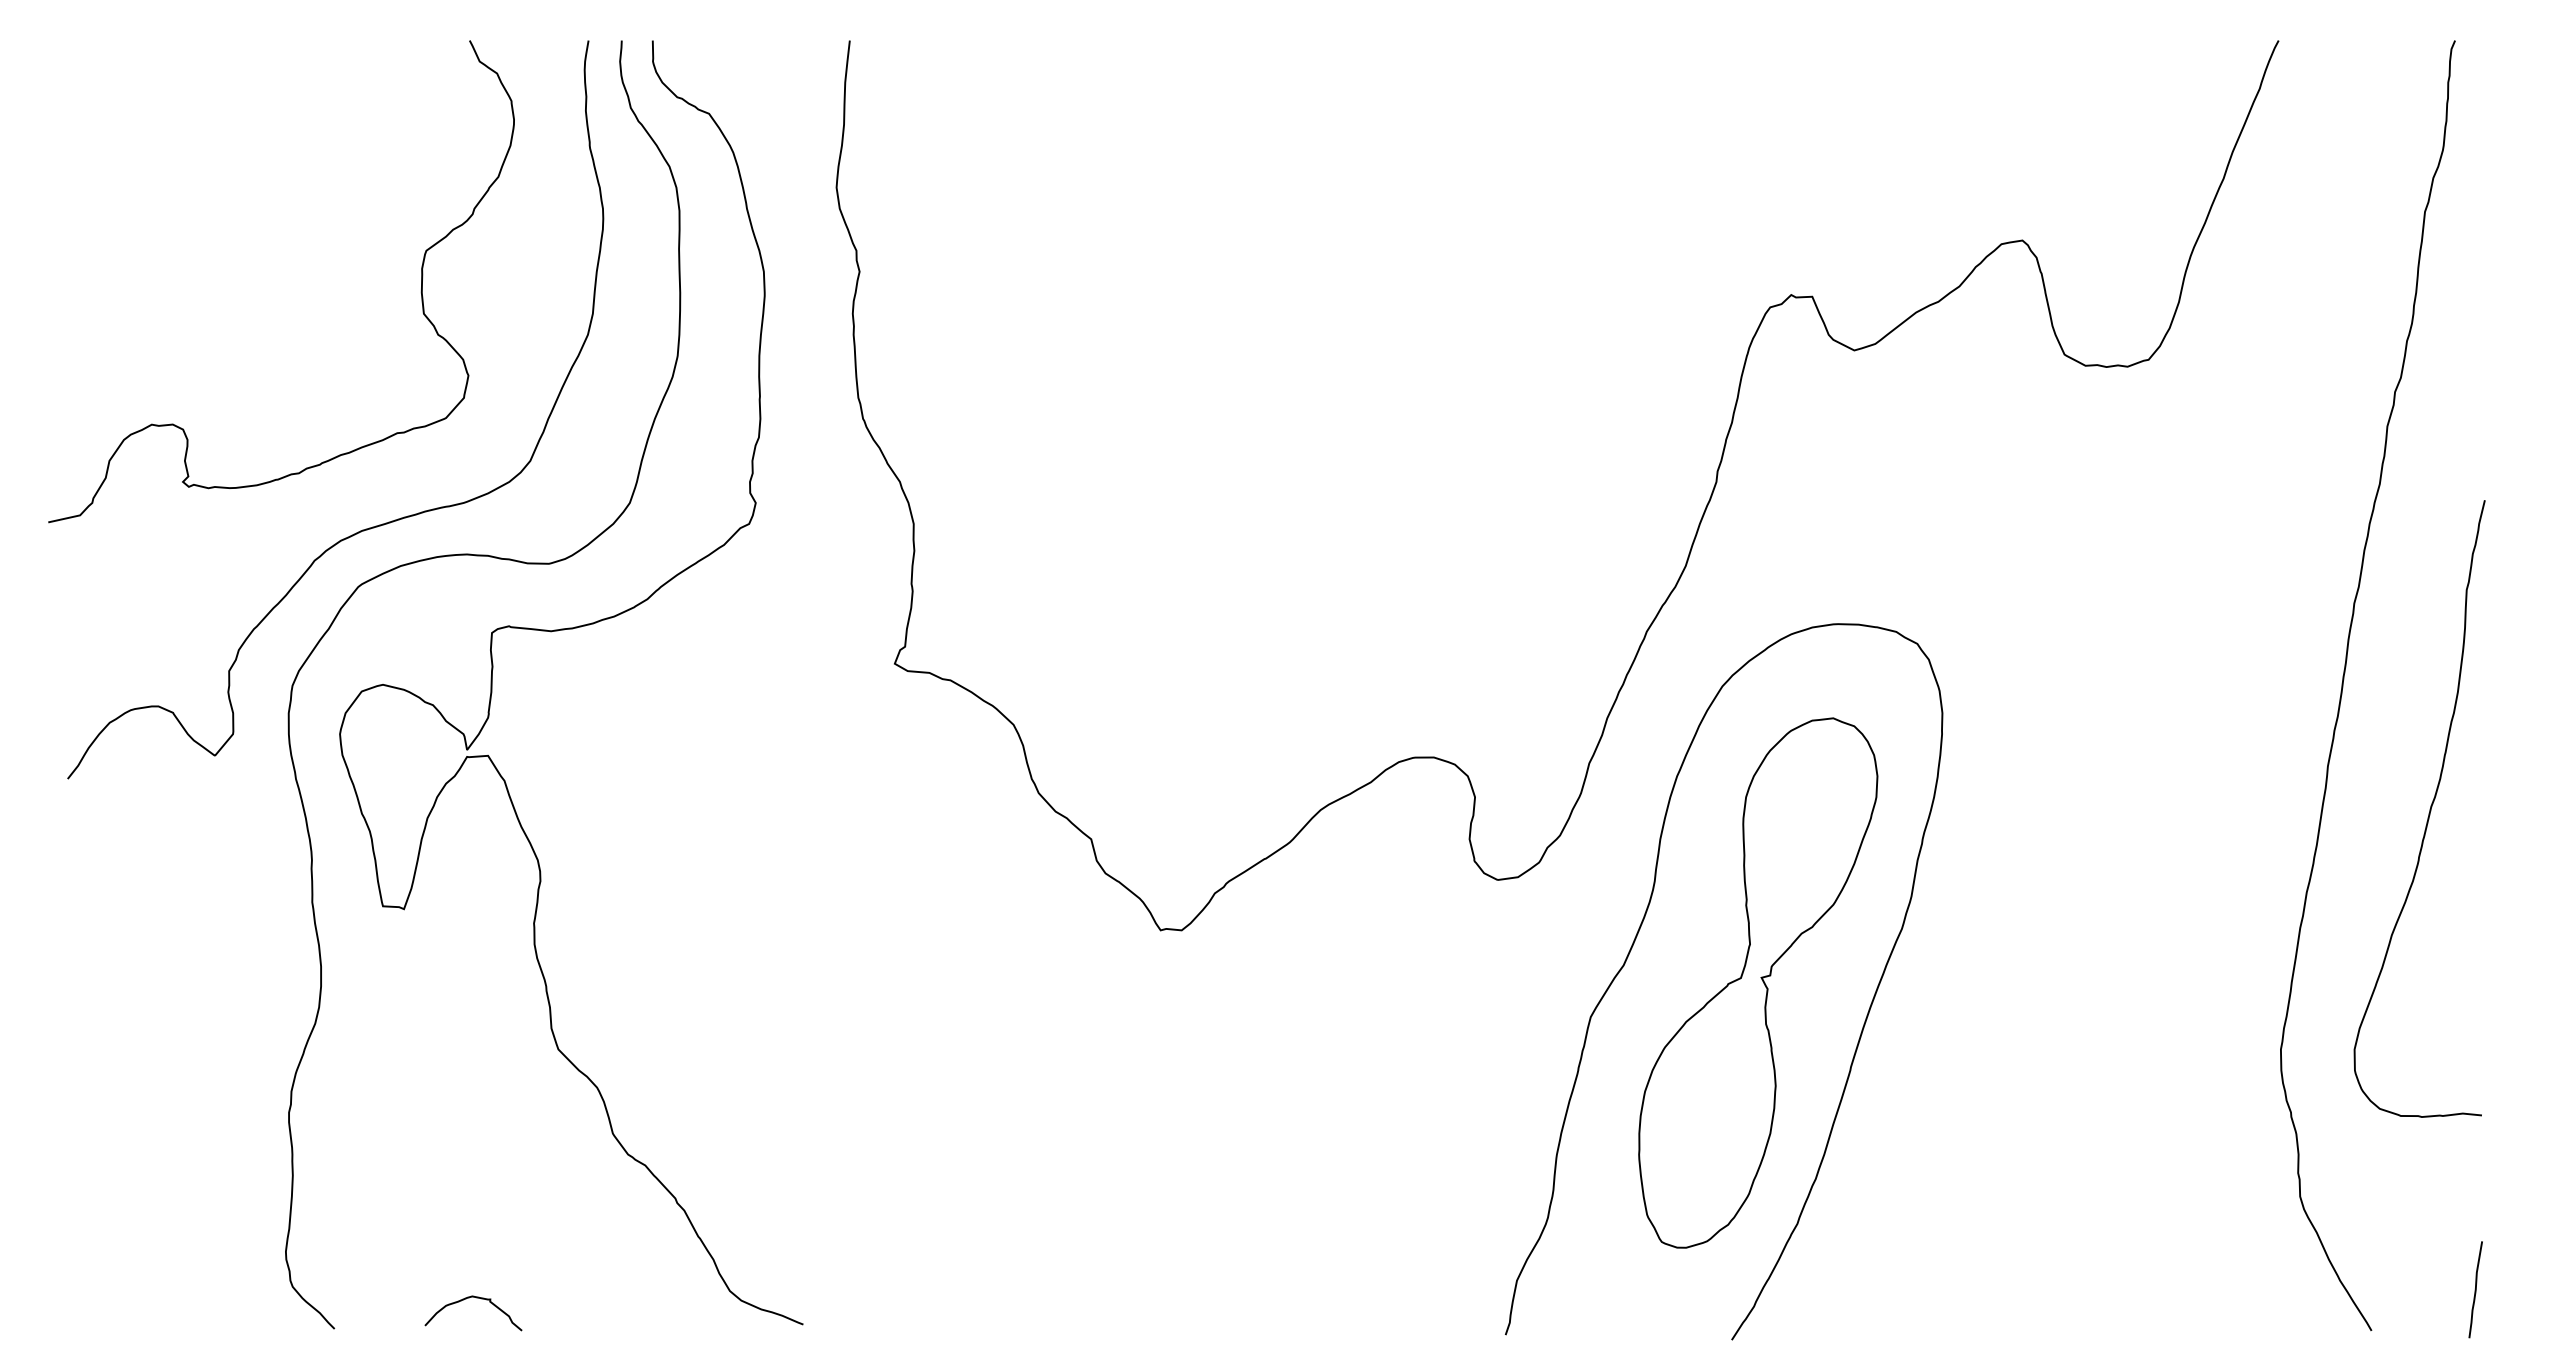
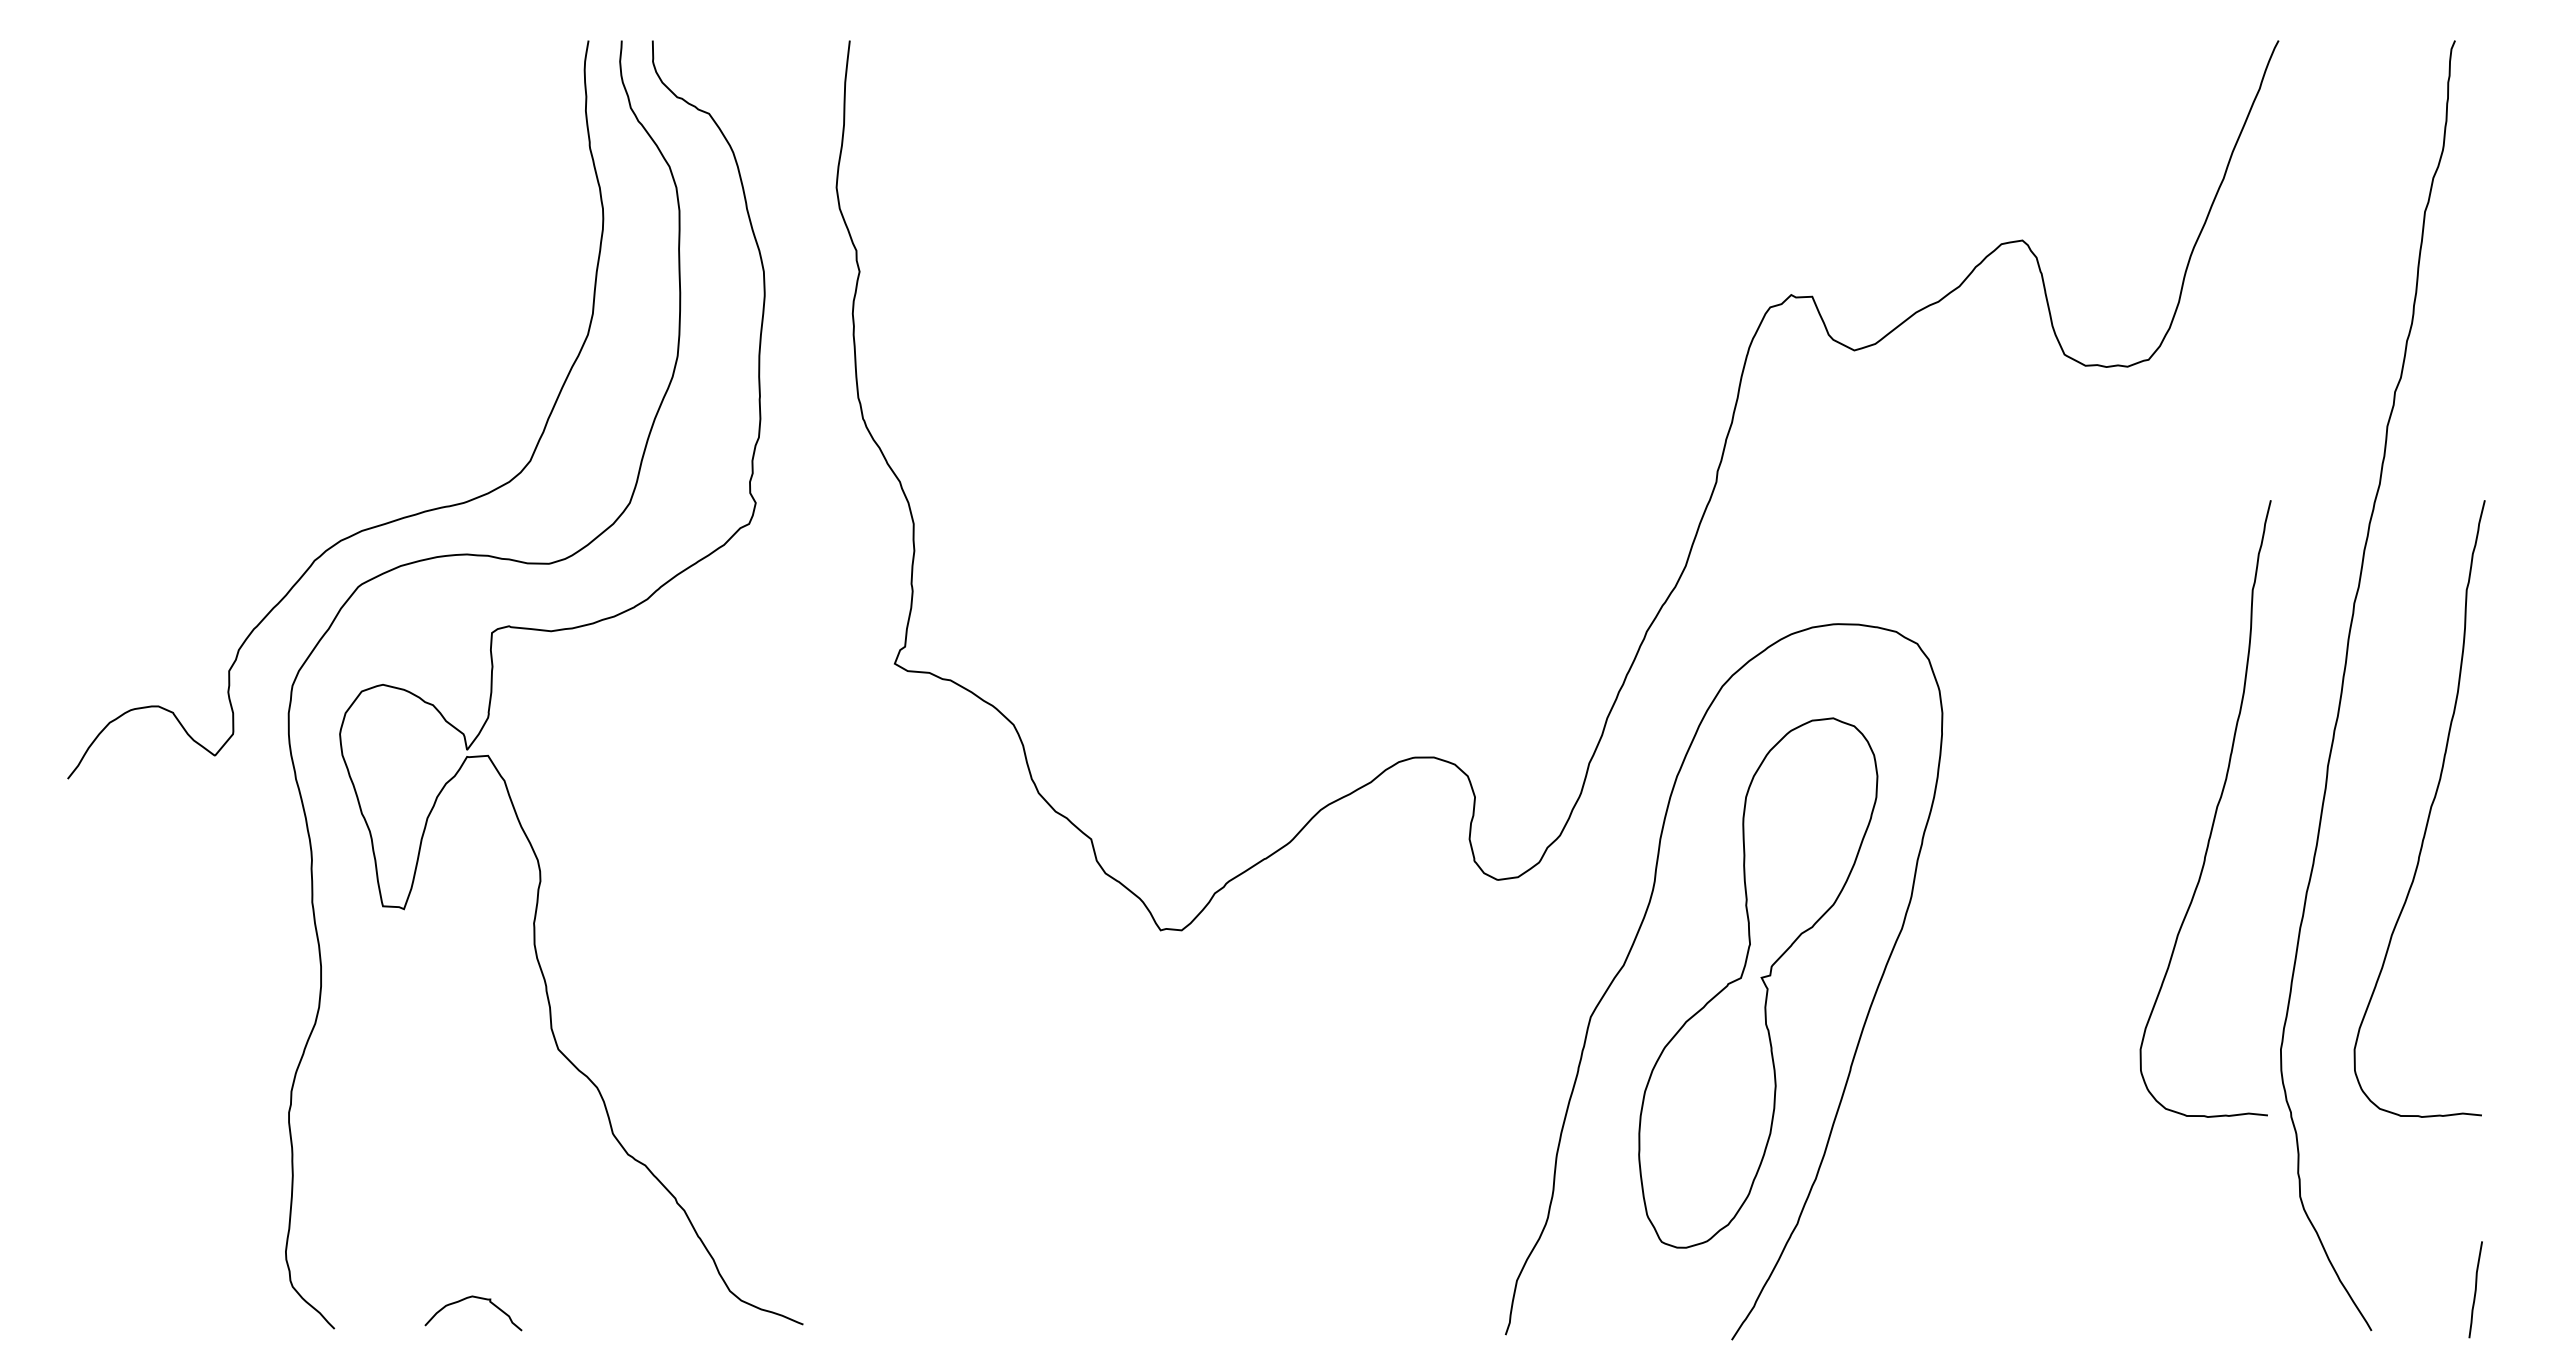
curve: present -> none (420, 291)
curve: none -> present (2215, 809)
